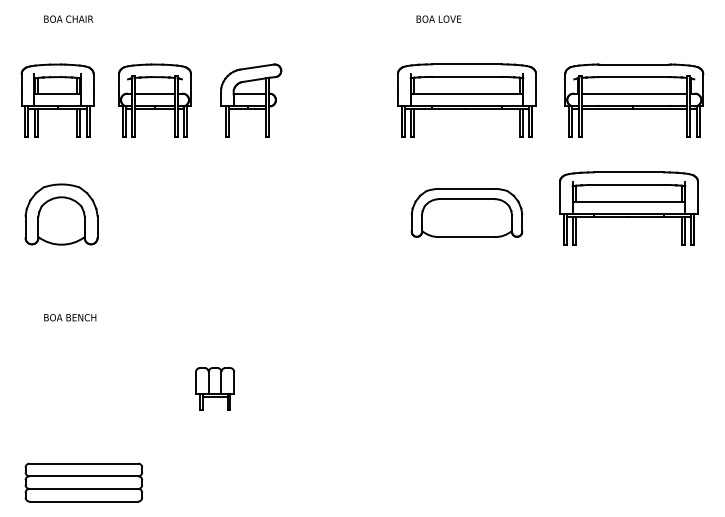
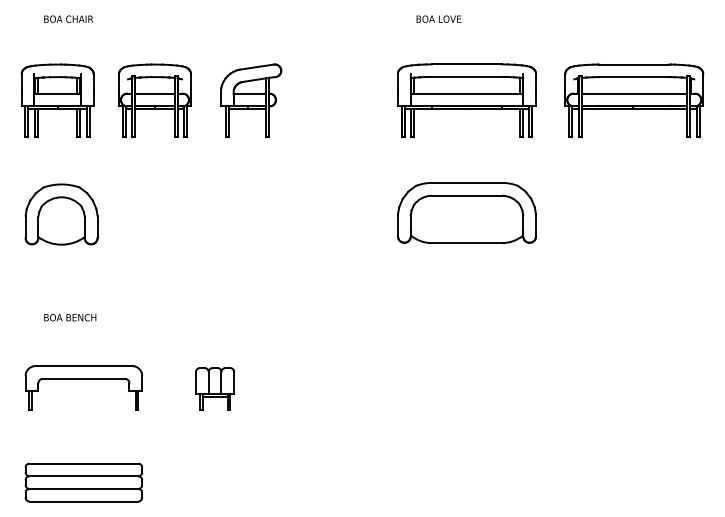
part: present -> none (628, 208)
part size: 114x50 px -> 140x62 px (466, 212)
part: none -> present (83, 379)
